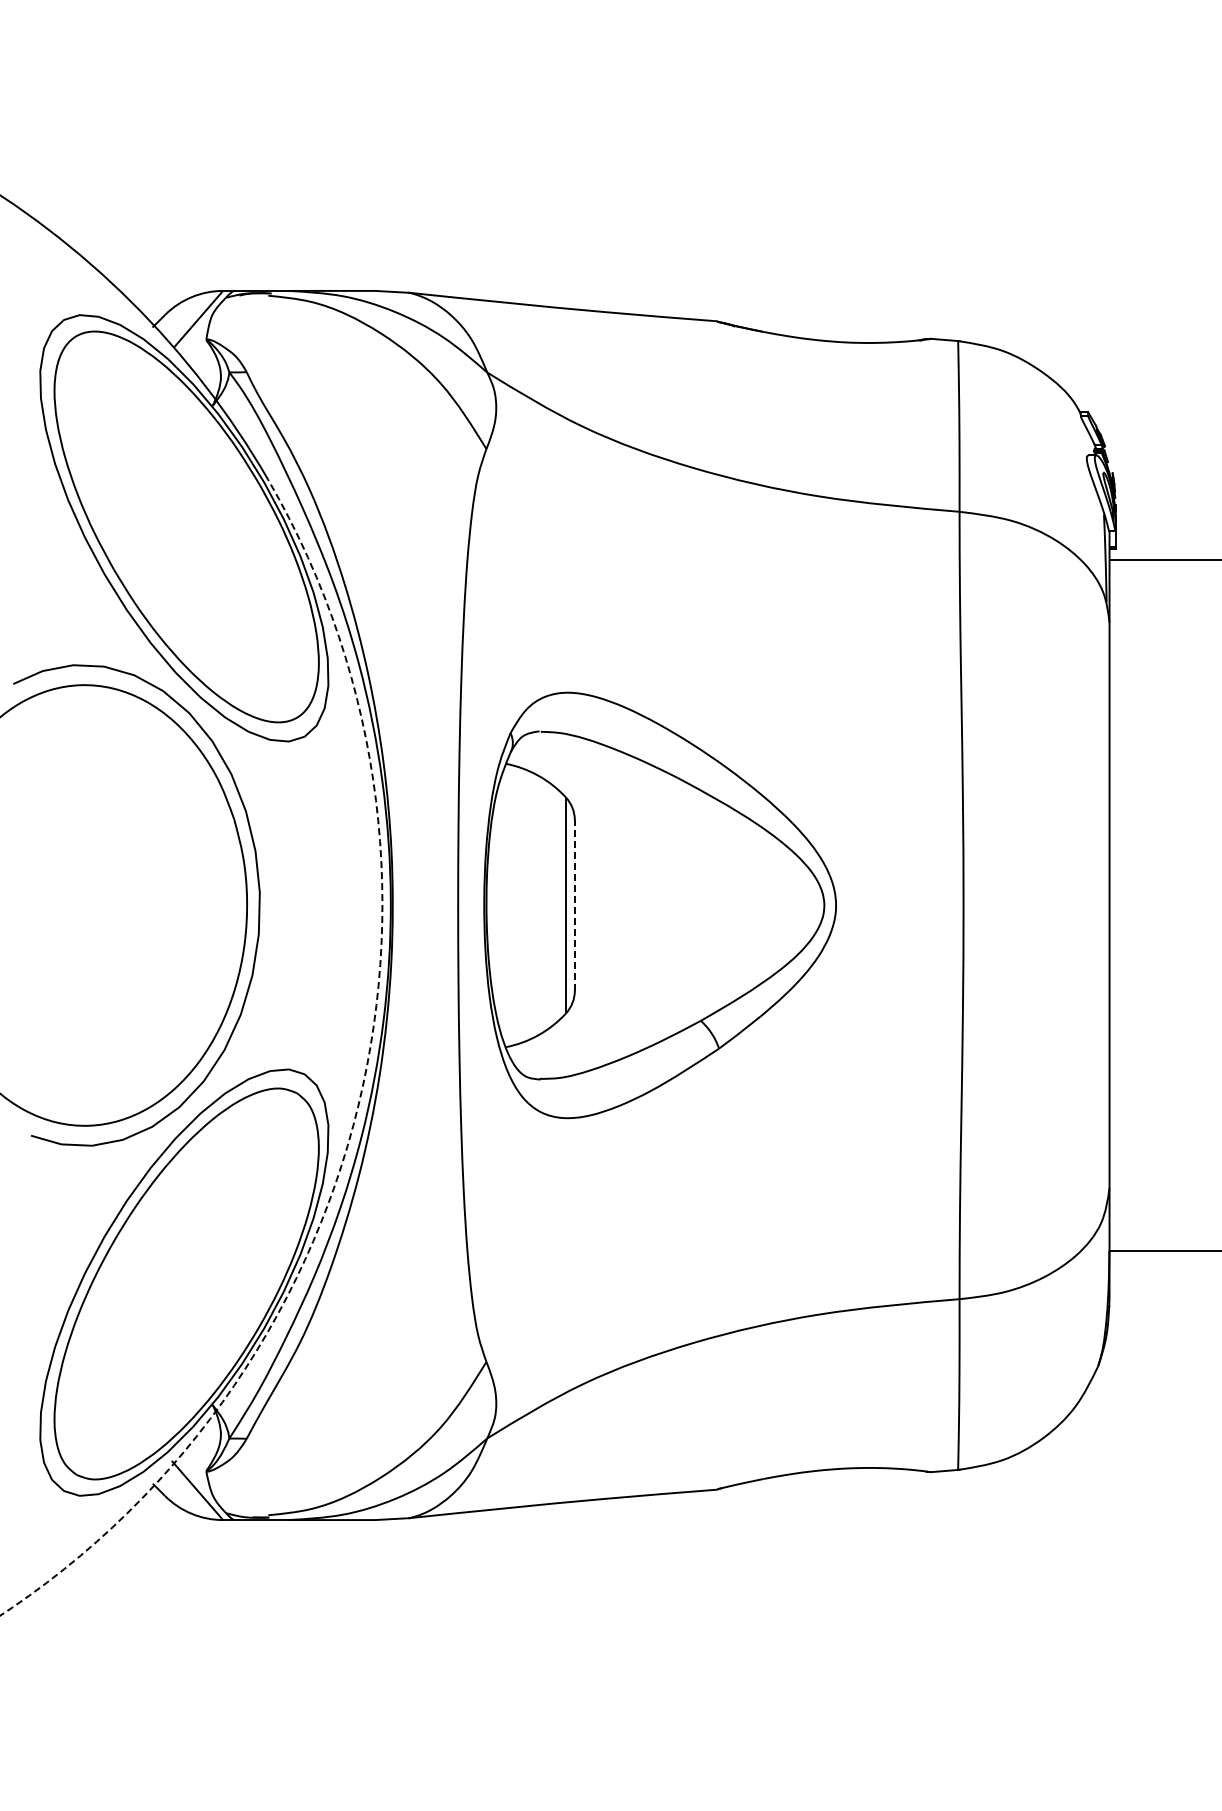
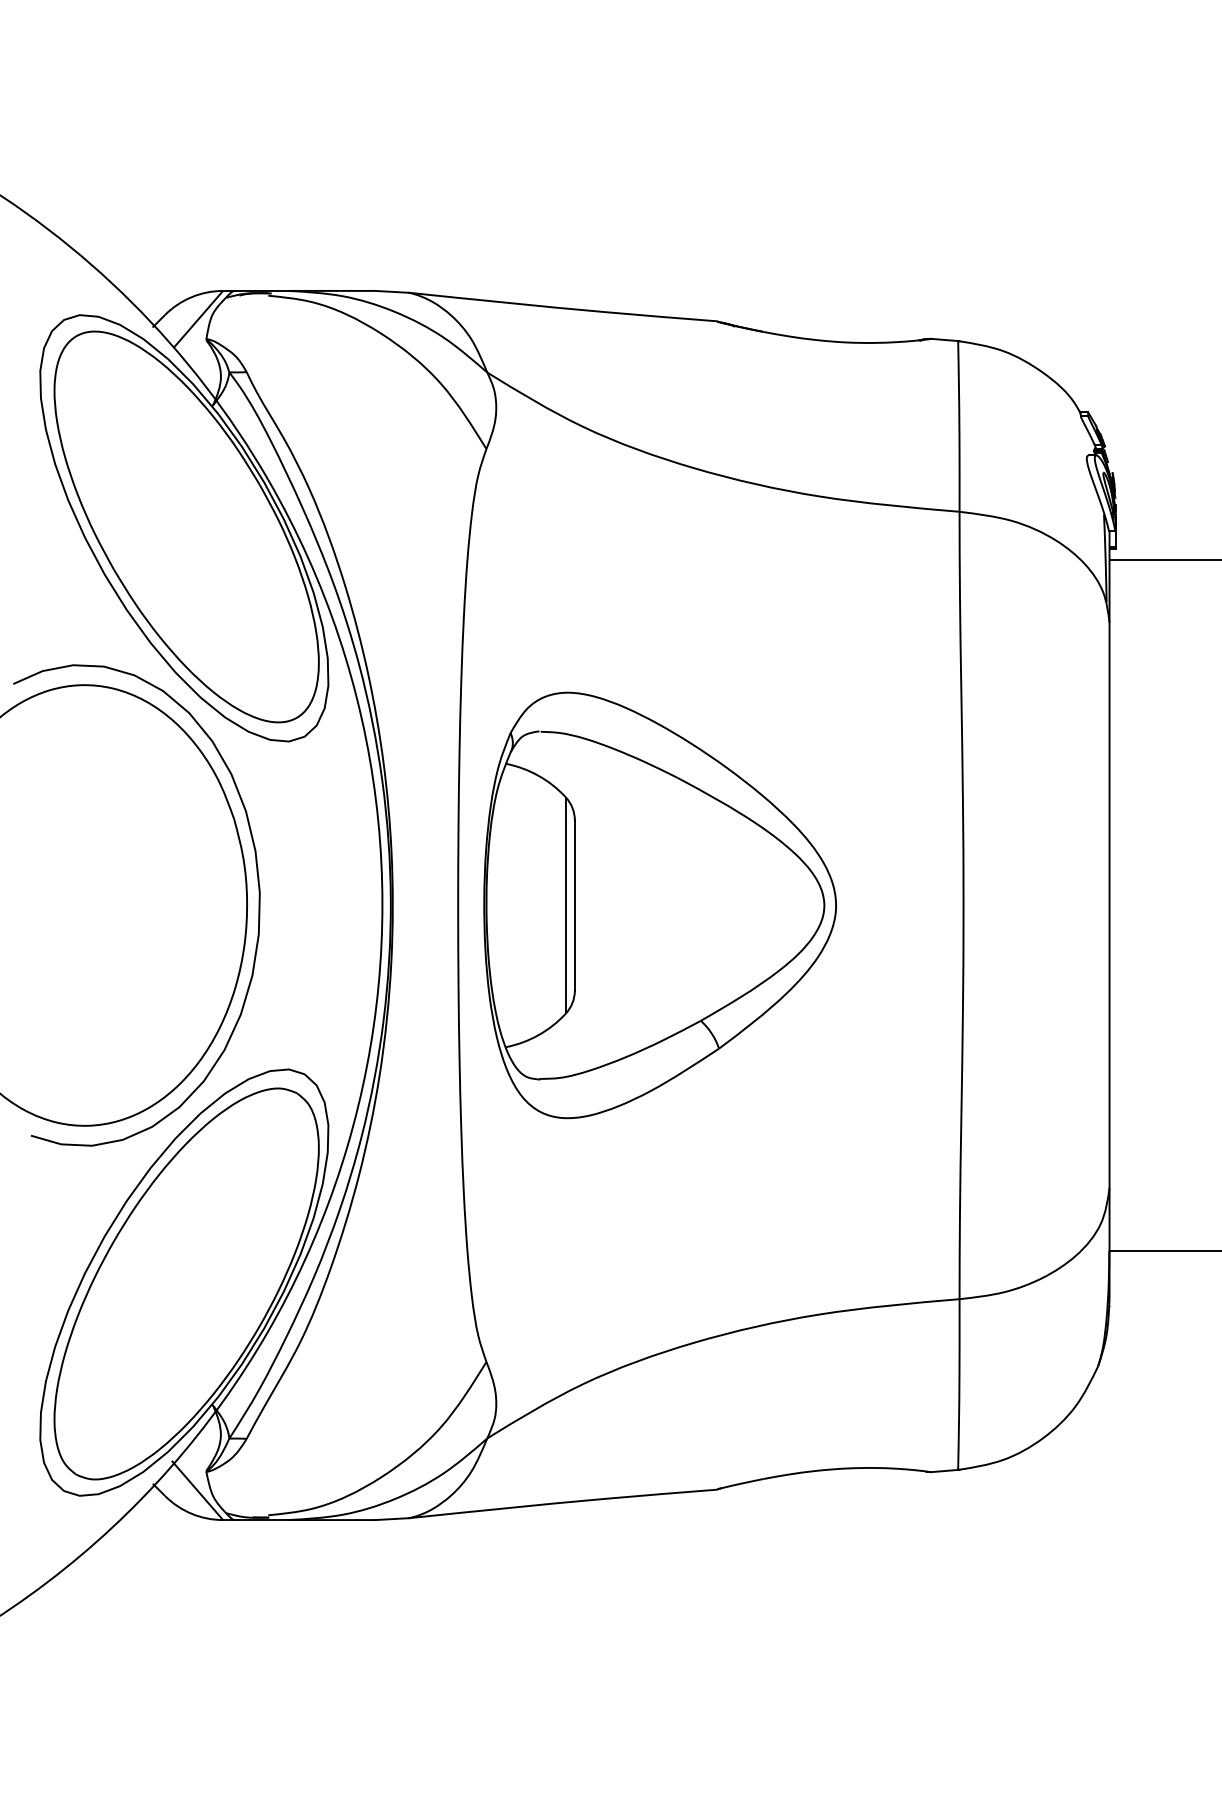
line: dashed -> solid (574, 905)
arc: dashed -> solid (359, 1101)
